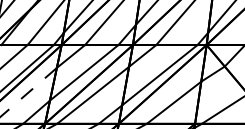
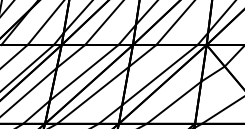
line: dashed -> solid (28, 92)
